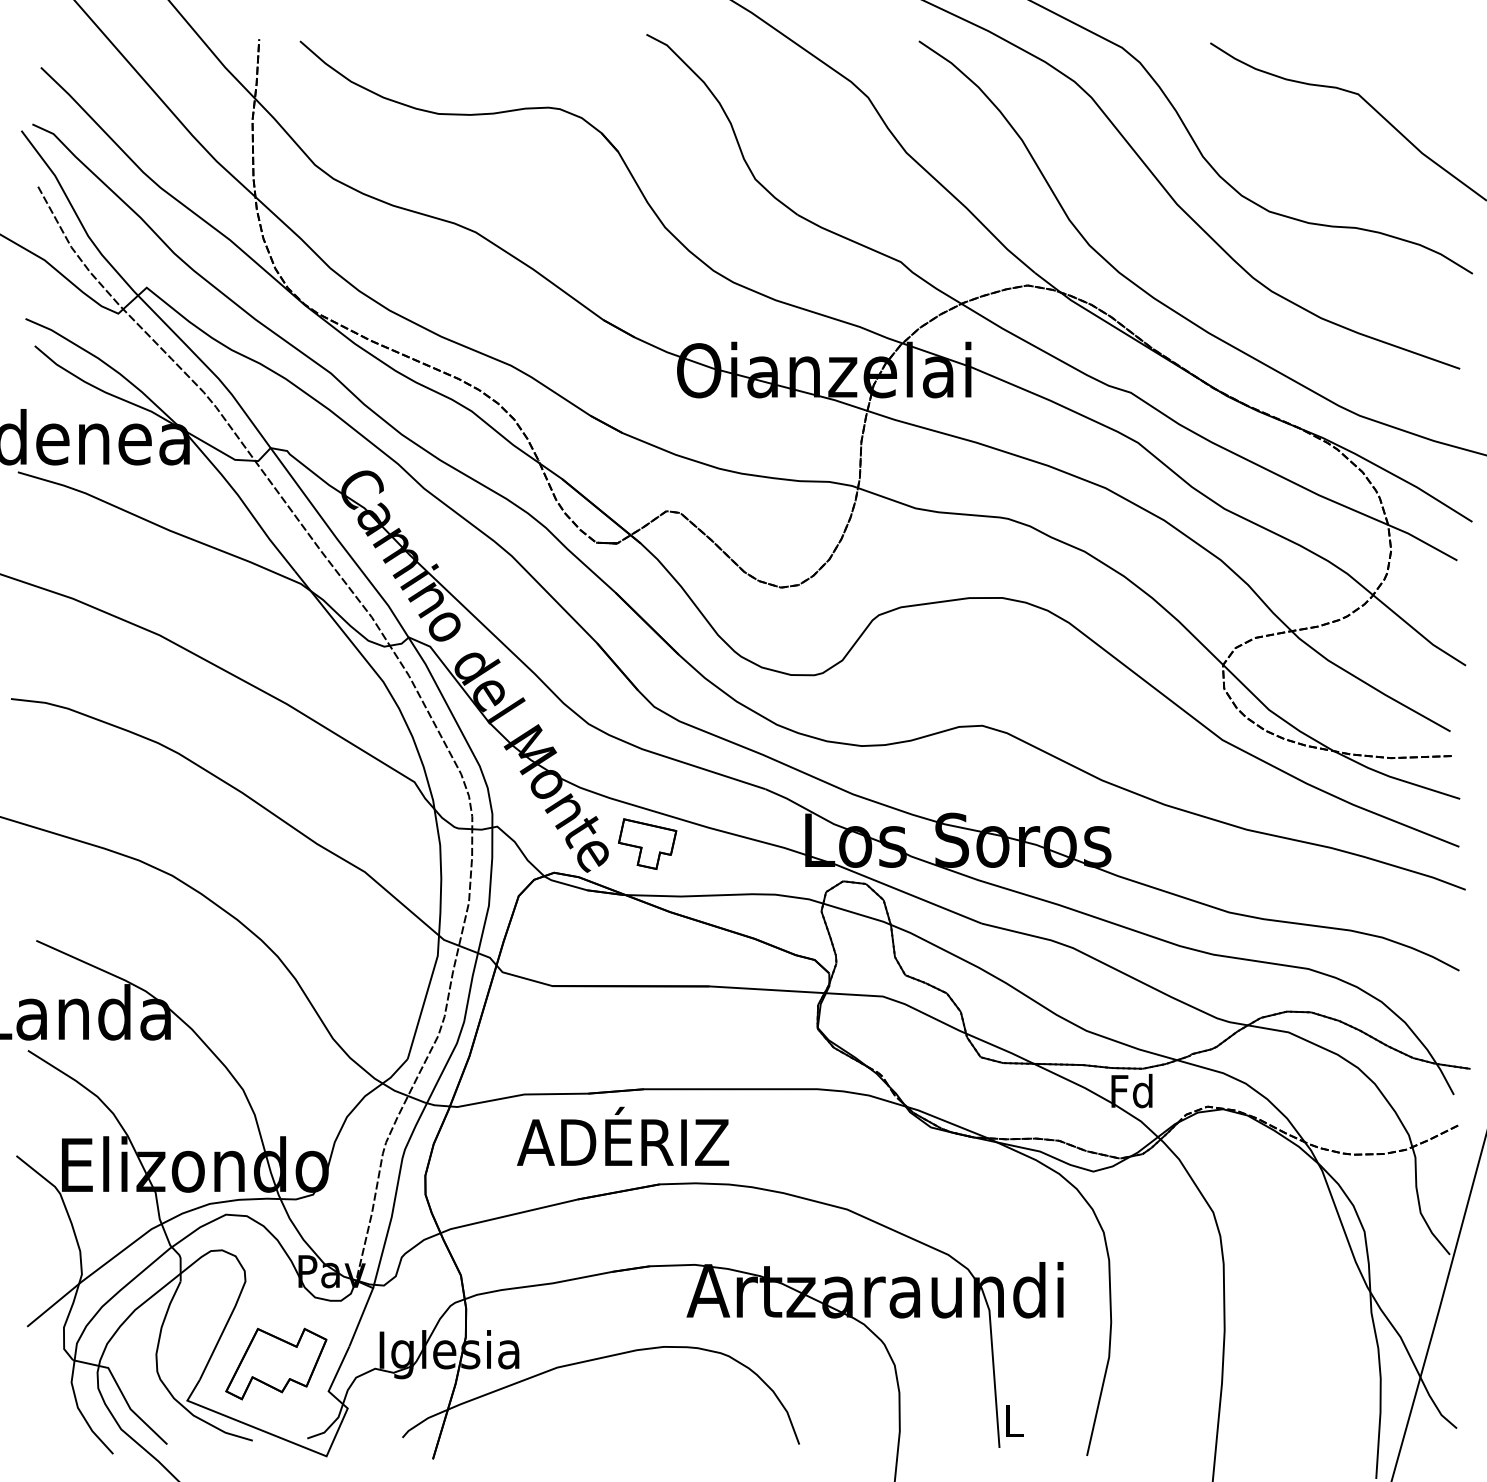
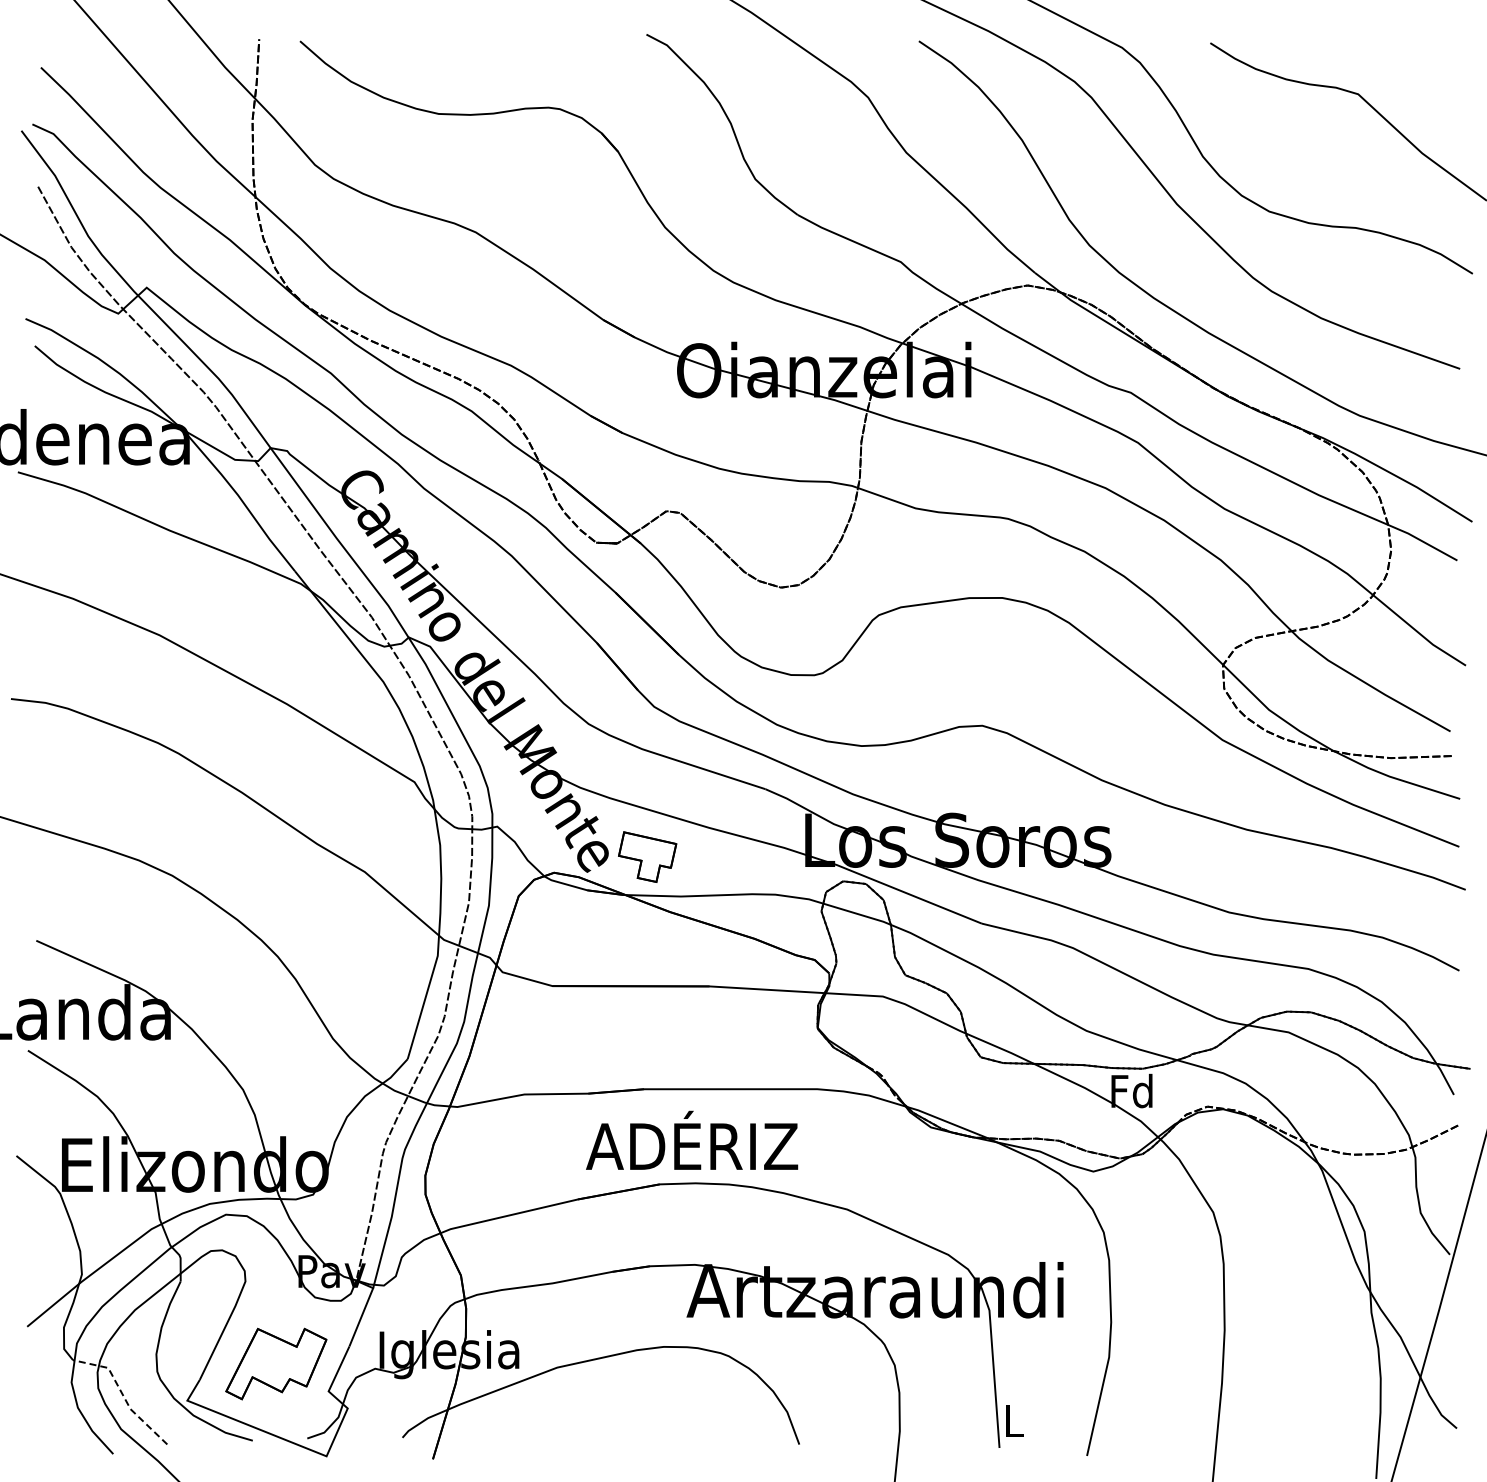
part position: (647, 843) -> (647, 856) (647, 856)
text position: (623, 1135) -> (692, 1139) (692, 1139)
line: solid -> dashed (122, 1394)
